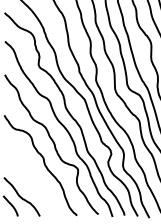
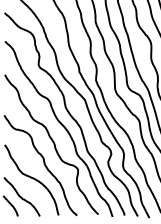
curve: none -> present (31, 178)
